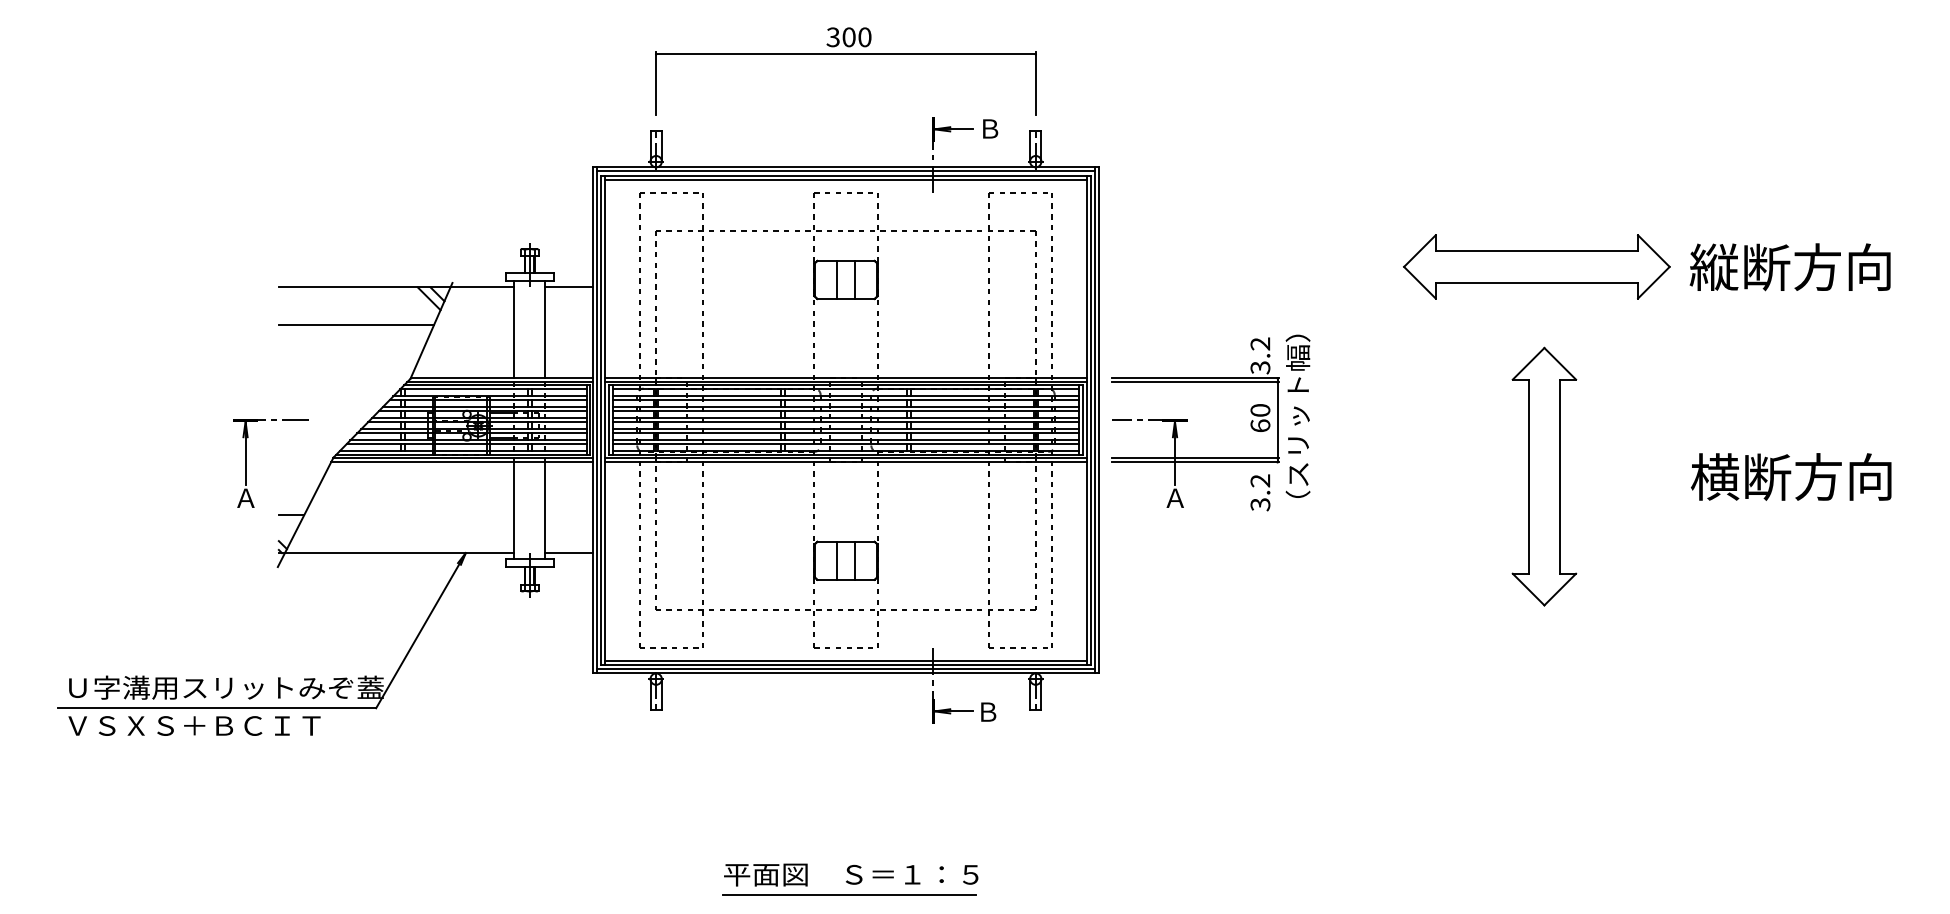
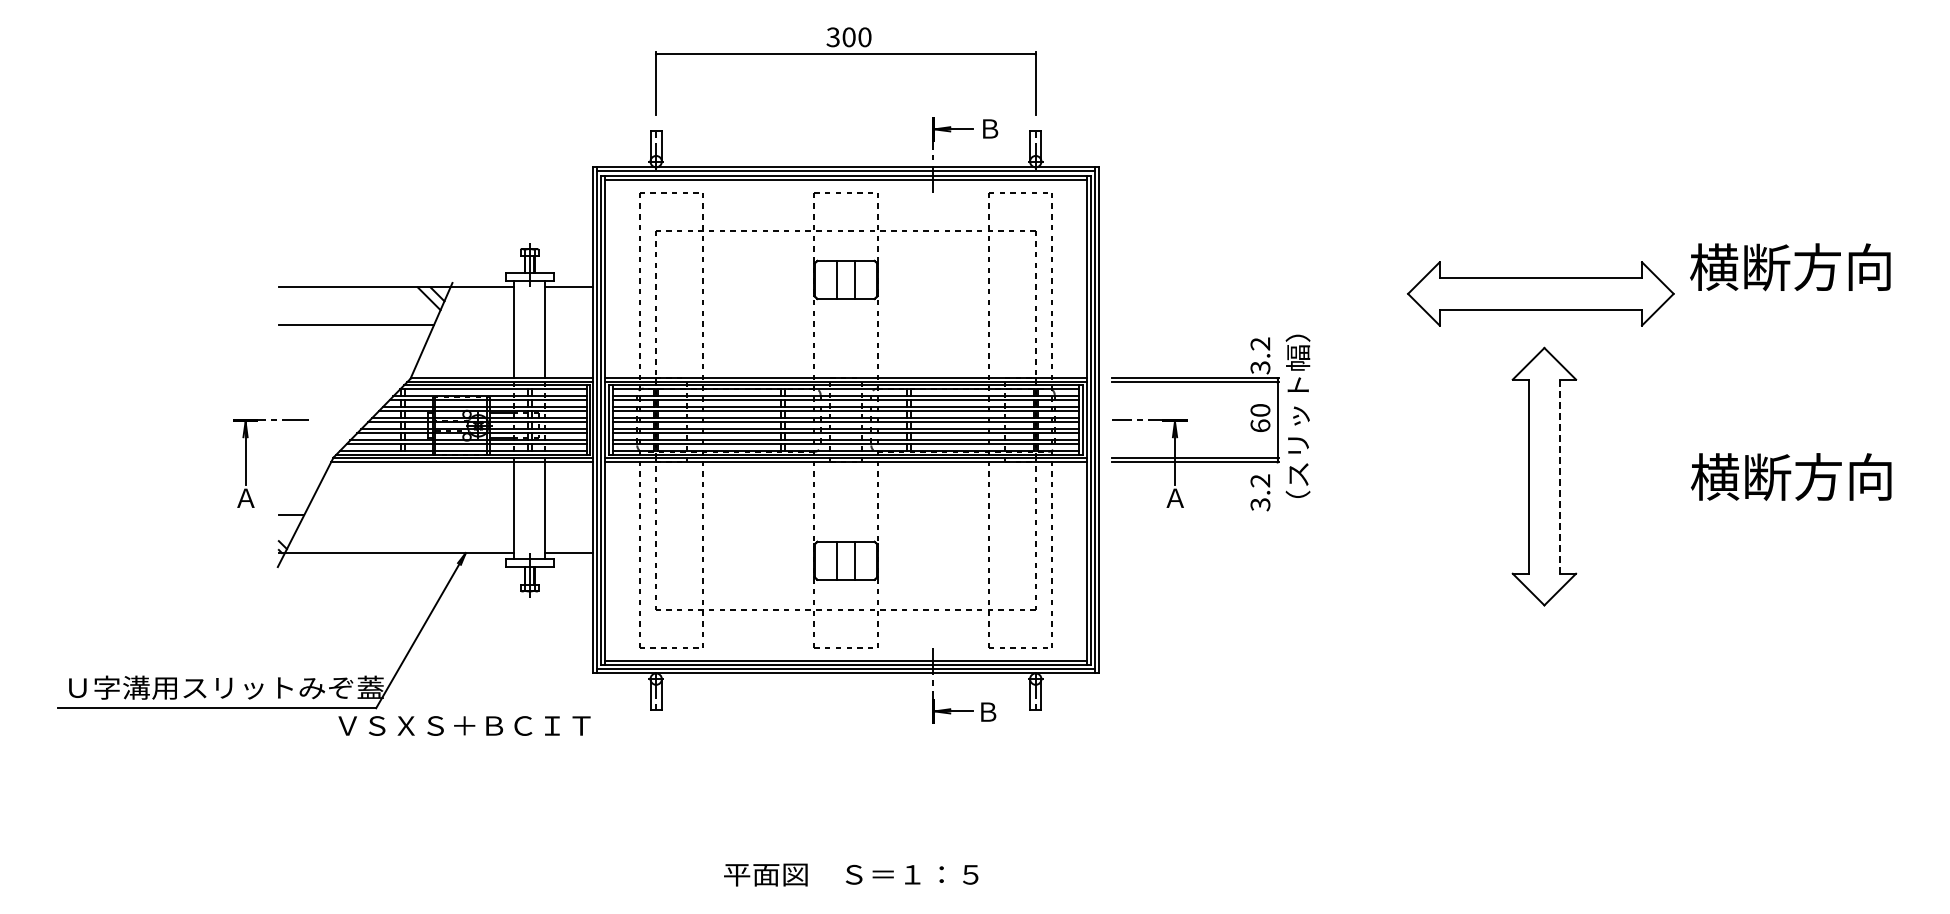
part position: (1536, 266) -> (1540, 293) (1540, 293)
text: 縦断方向 -> 横断方向 (1713, 266)
line: solid -> dashed (1560, 476)
text position: (194, 725) -> (464, 725) (464, 725)
line: present -> none (848, 895)
